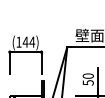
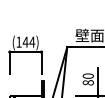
text: 50 -> 80 (87, 82)
